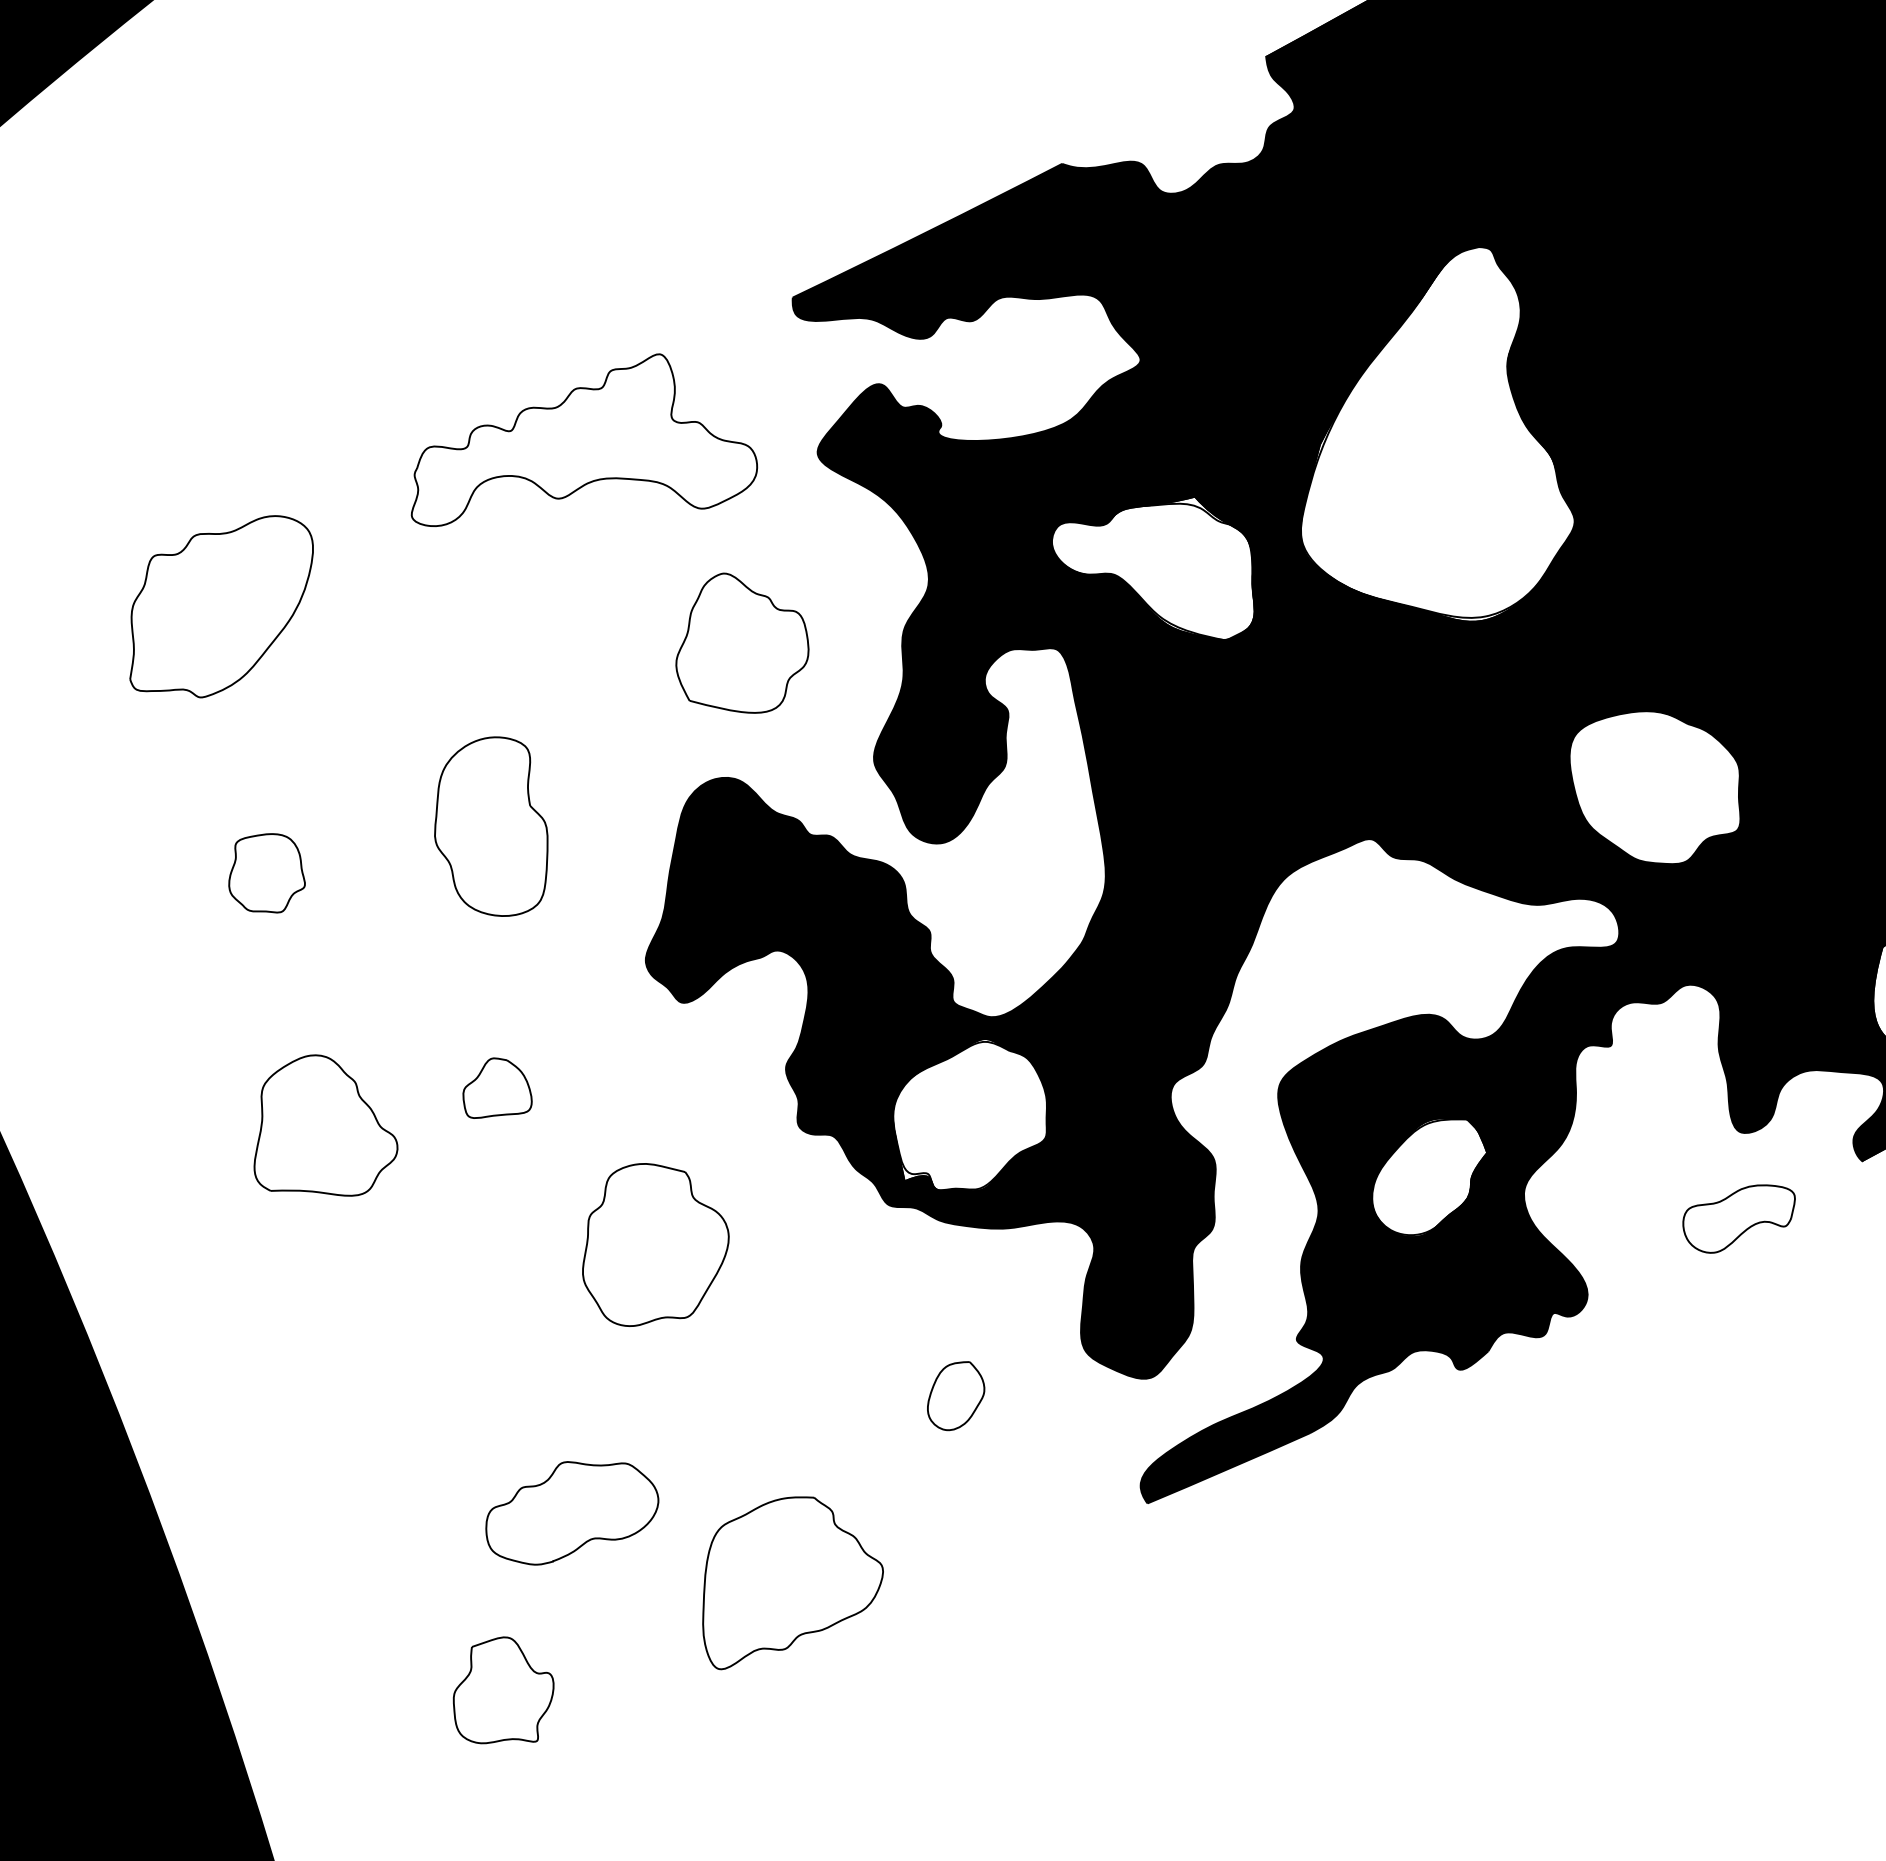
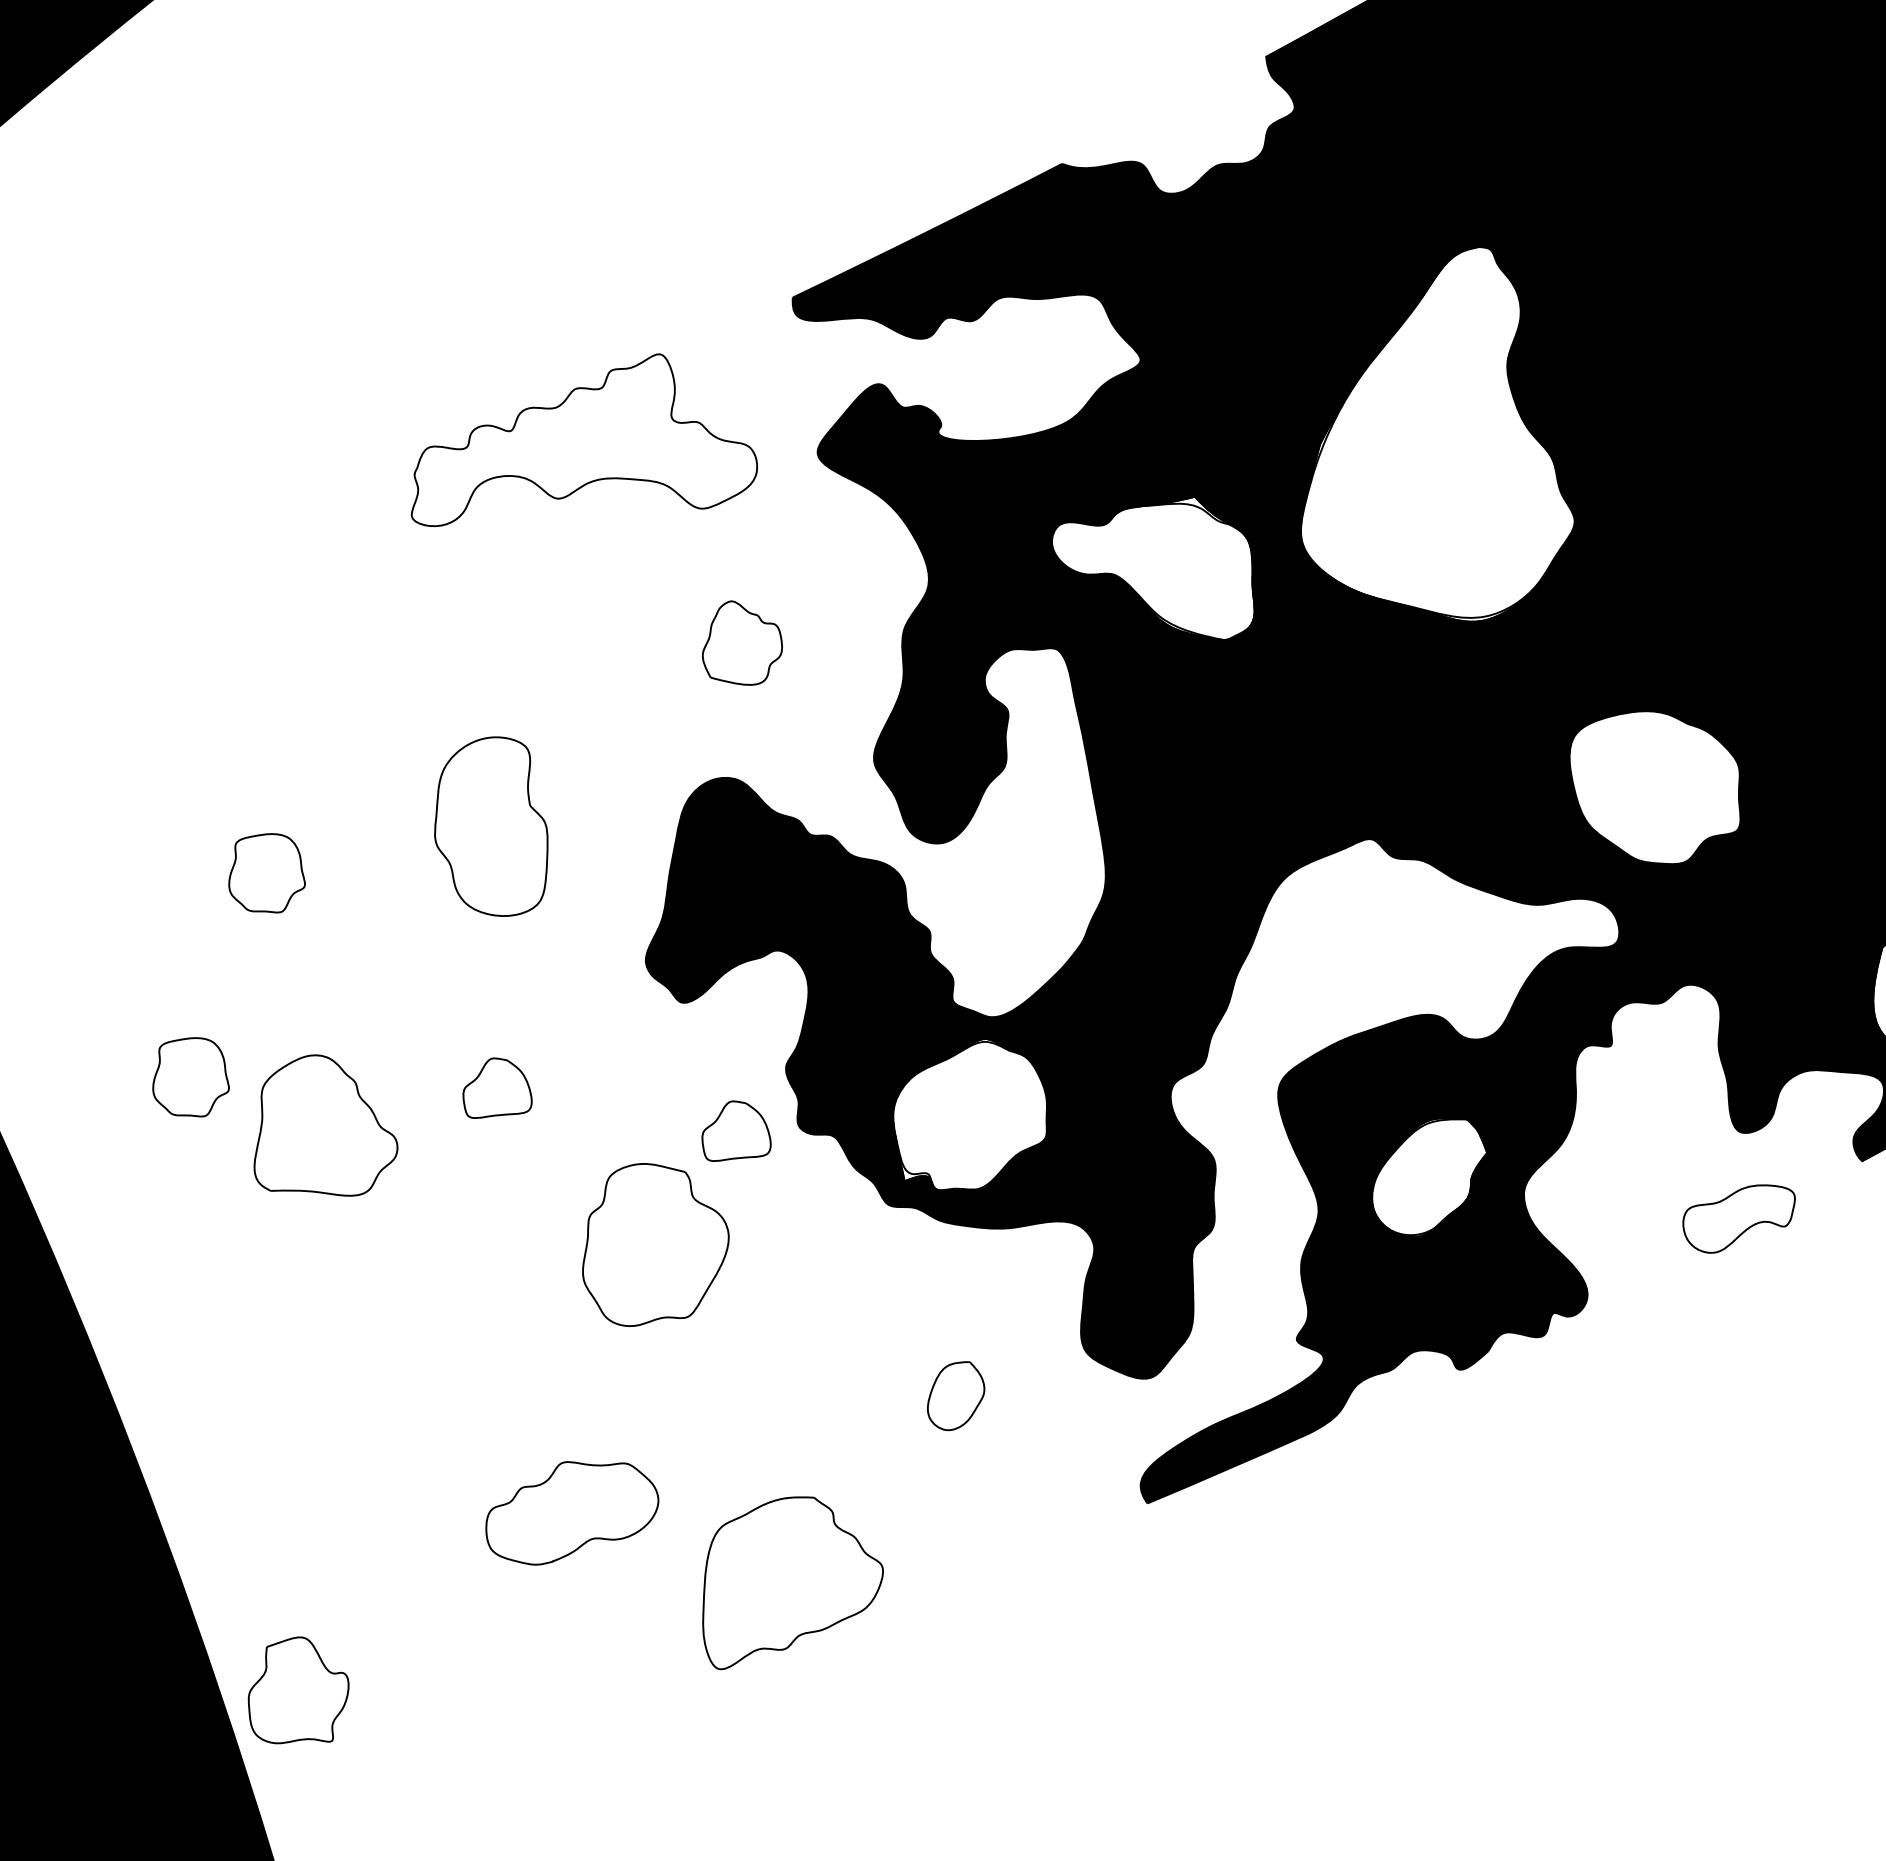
part: present -> none (221, 606)
part size: 135x142 px -> 82x86 px (741, 642)
part: none -> present (190, 1077)
part: none -> present (736, 1130)
part position: (503, 1690) -> (298, 1690) (298, 1690)
